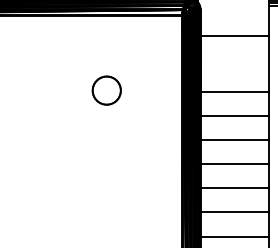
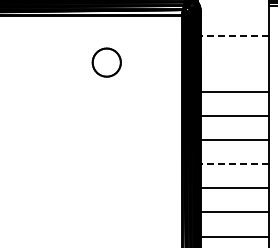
line: solid -> dashed (234, 36)
part position: (106, 90) -> (106, 62) (106, 62)
line: solid -> dashed (234, 164)
